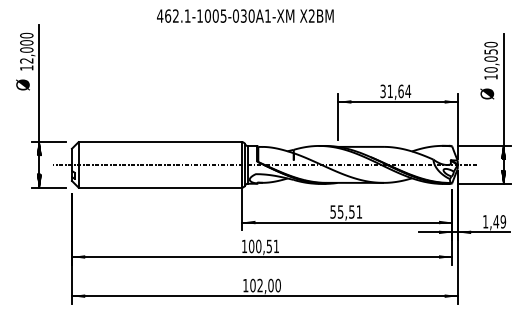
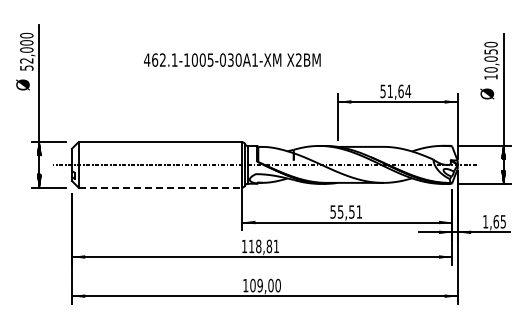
text position: (245, 15) -> (232, 59) (232, 59)
text: 12,000 -> 52,000 (26, 67)
text: 31,64 -> 51,64 (382, 90)
line: solid -> dashed (160, 187)
text: 1,49 -> 1,65 (499, 221)
text: 100,51 -> 118,81 (260, 246)
text: 102,00 -> 109,00 (259, 285)
